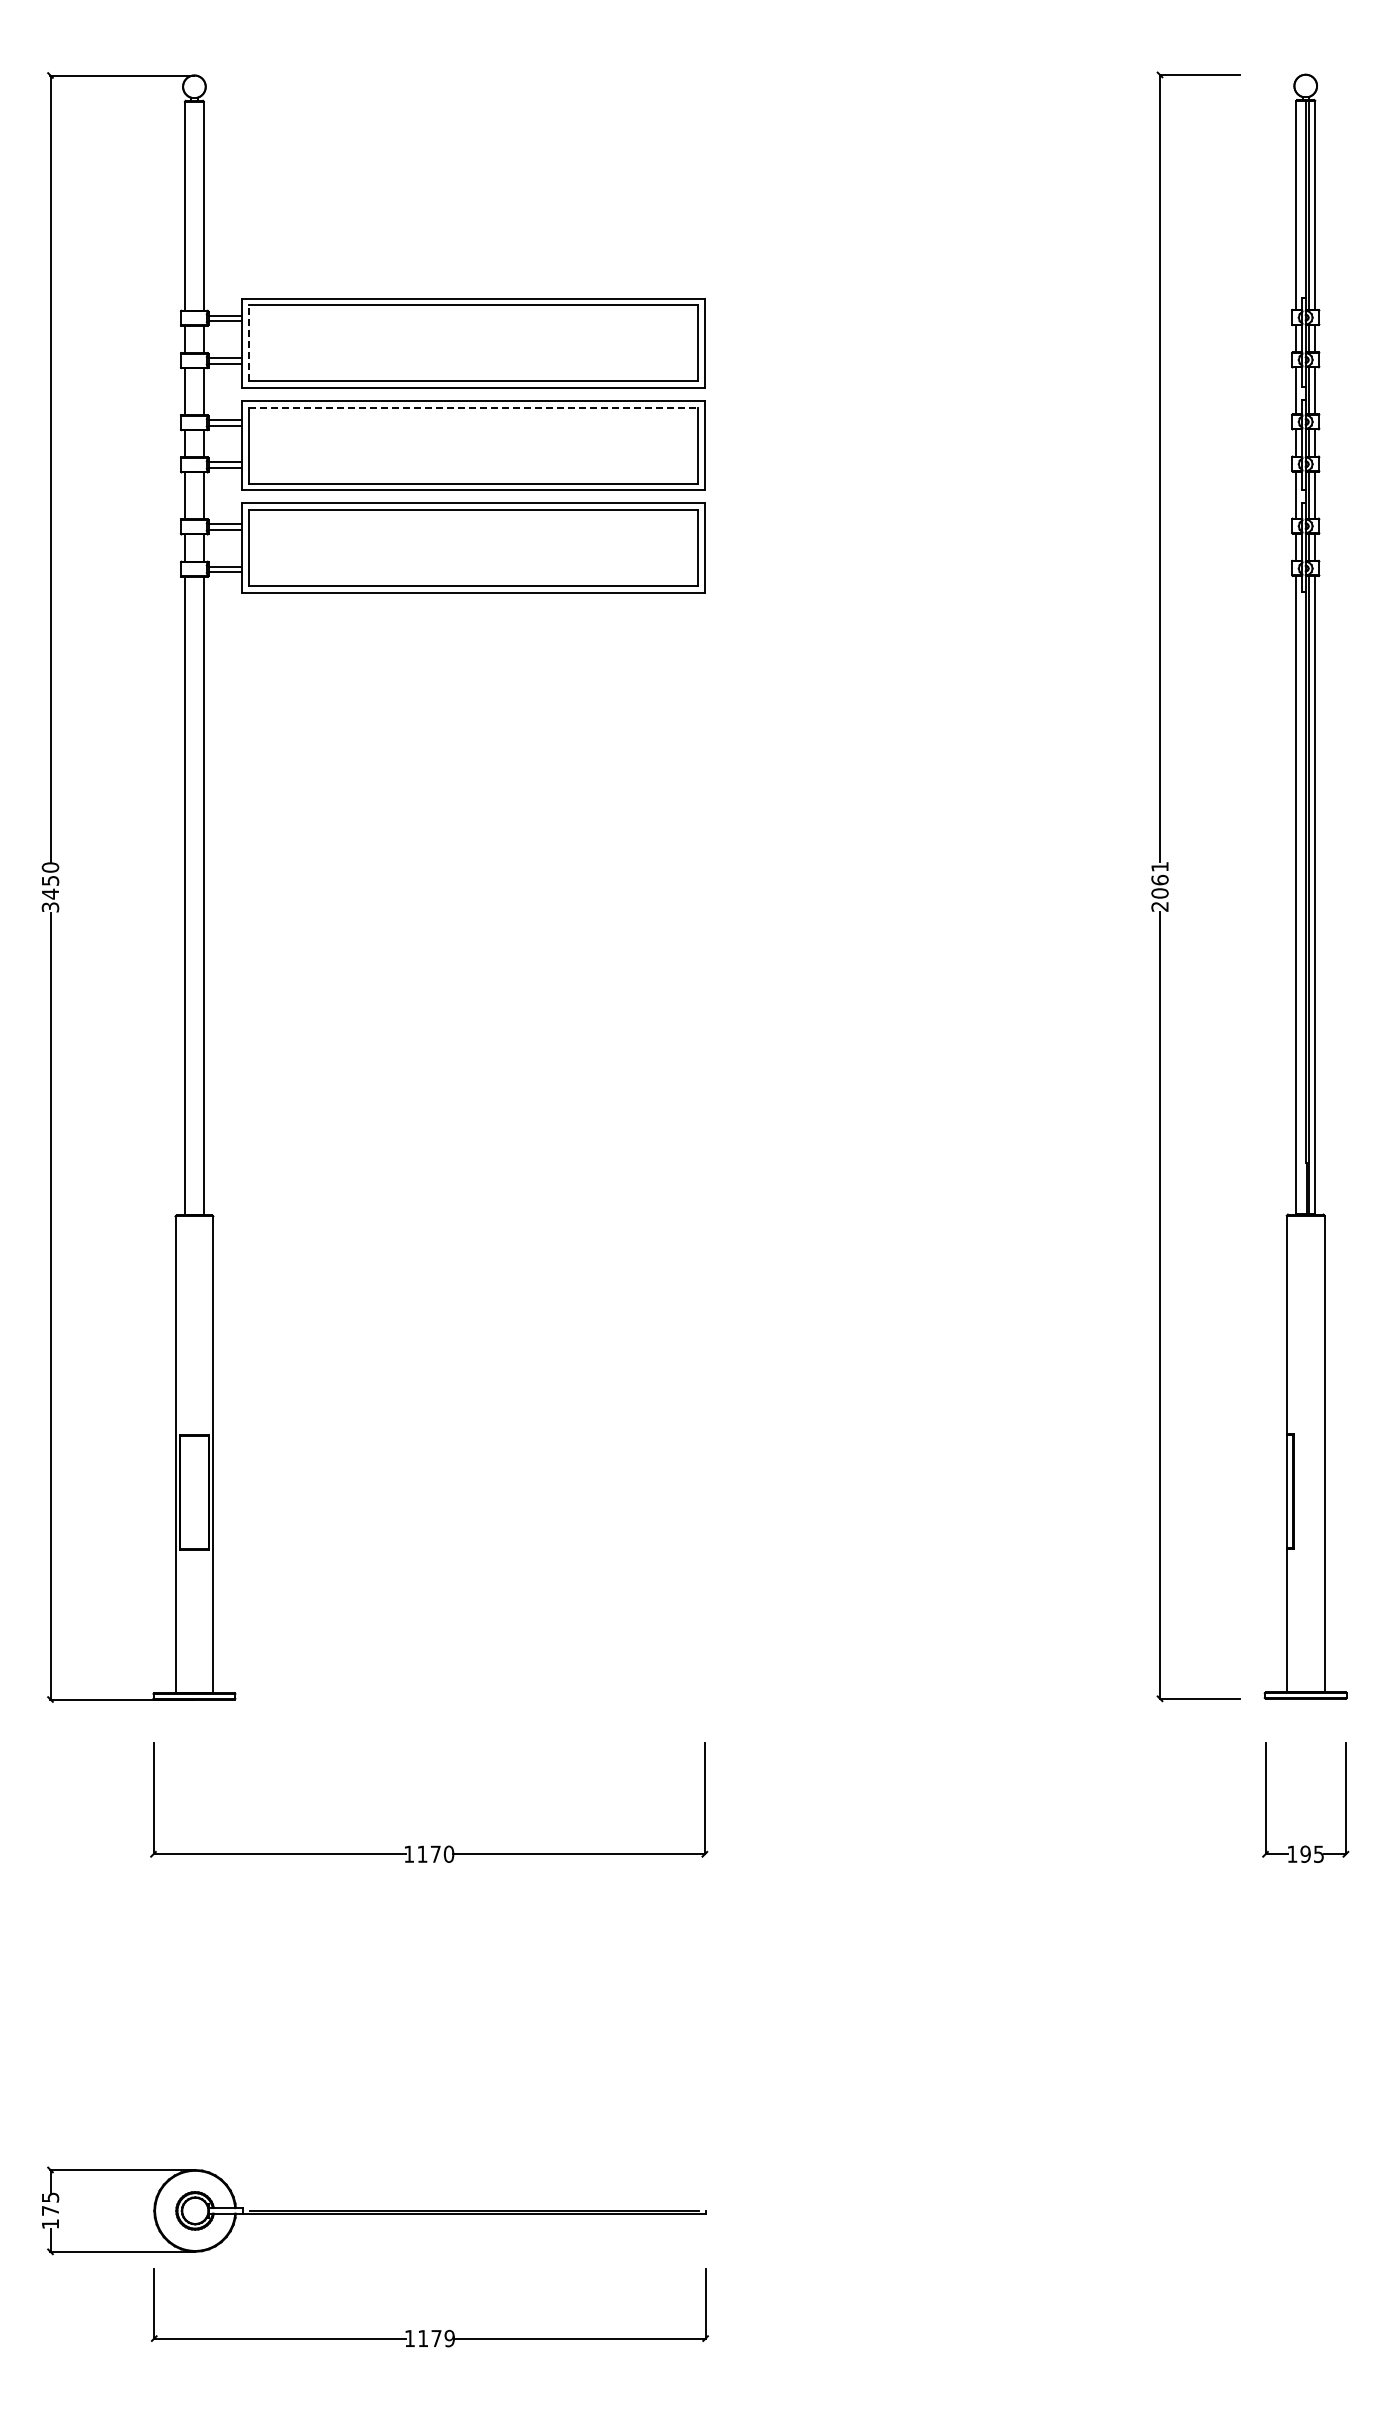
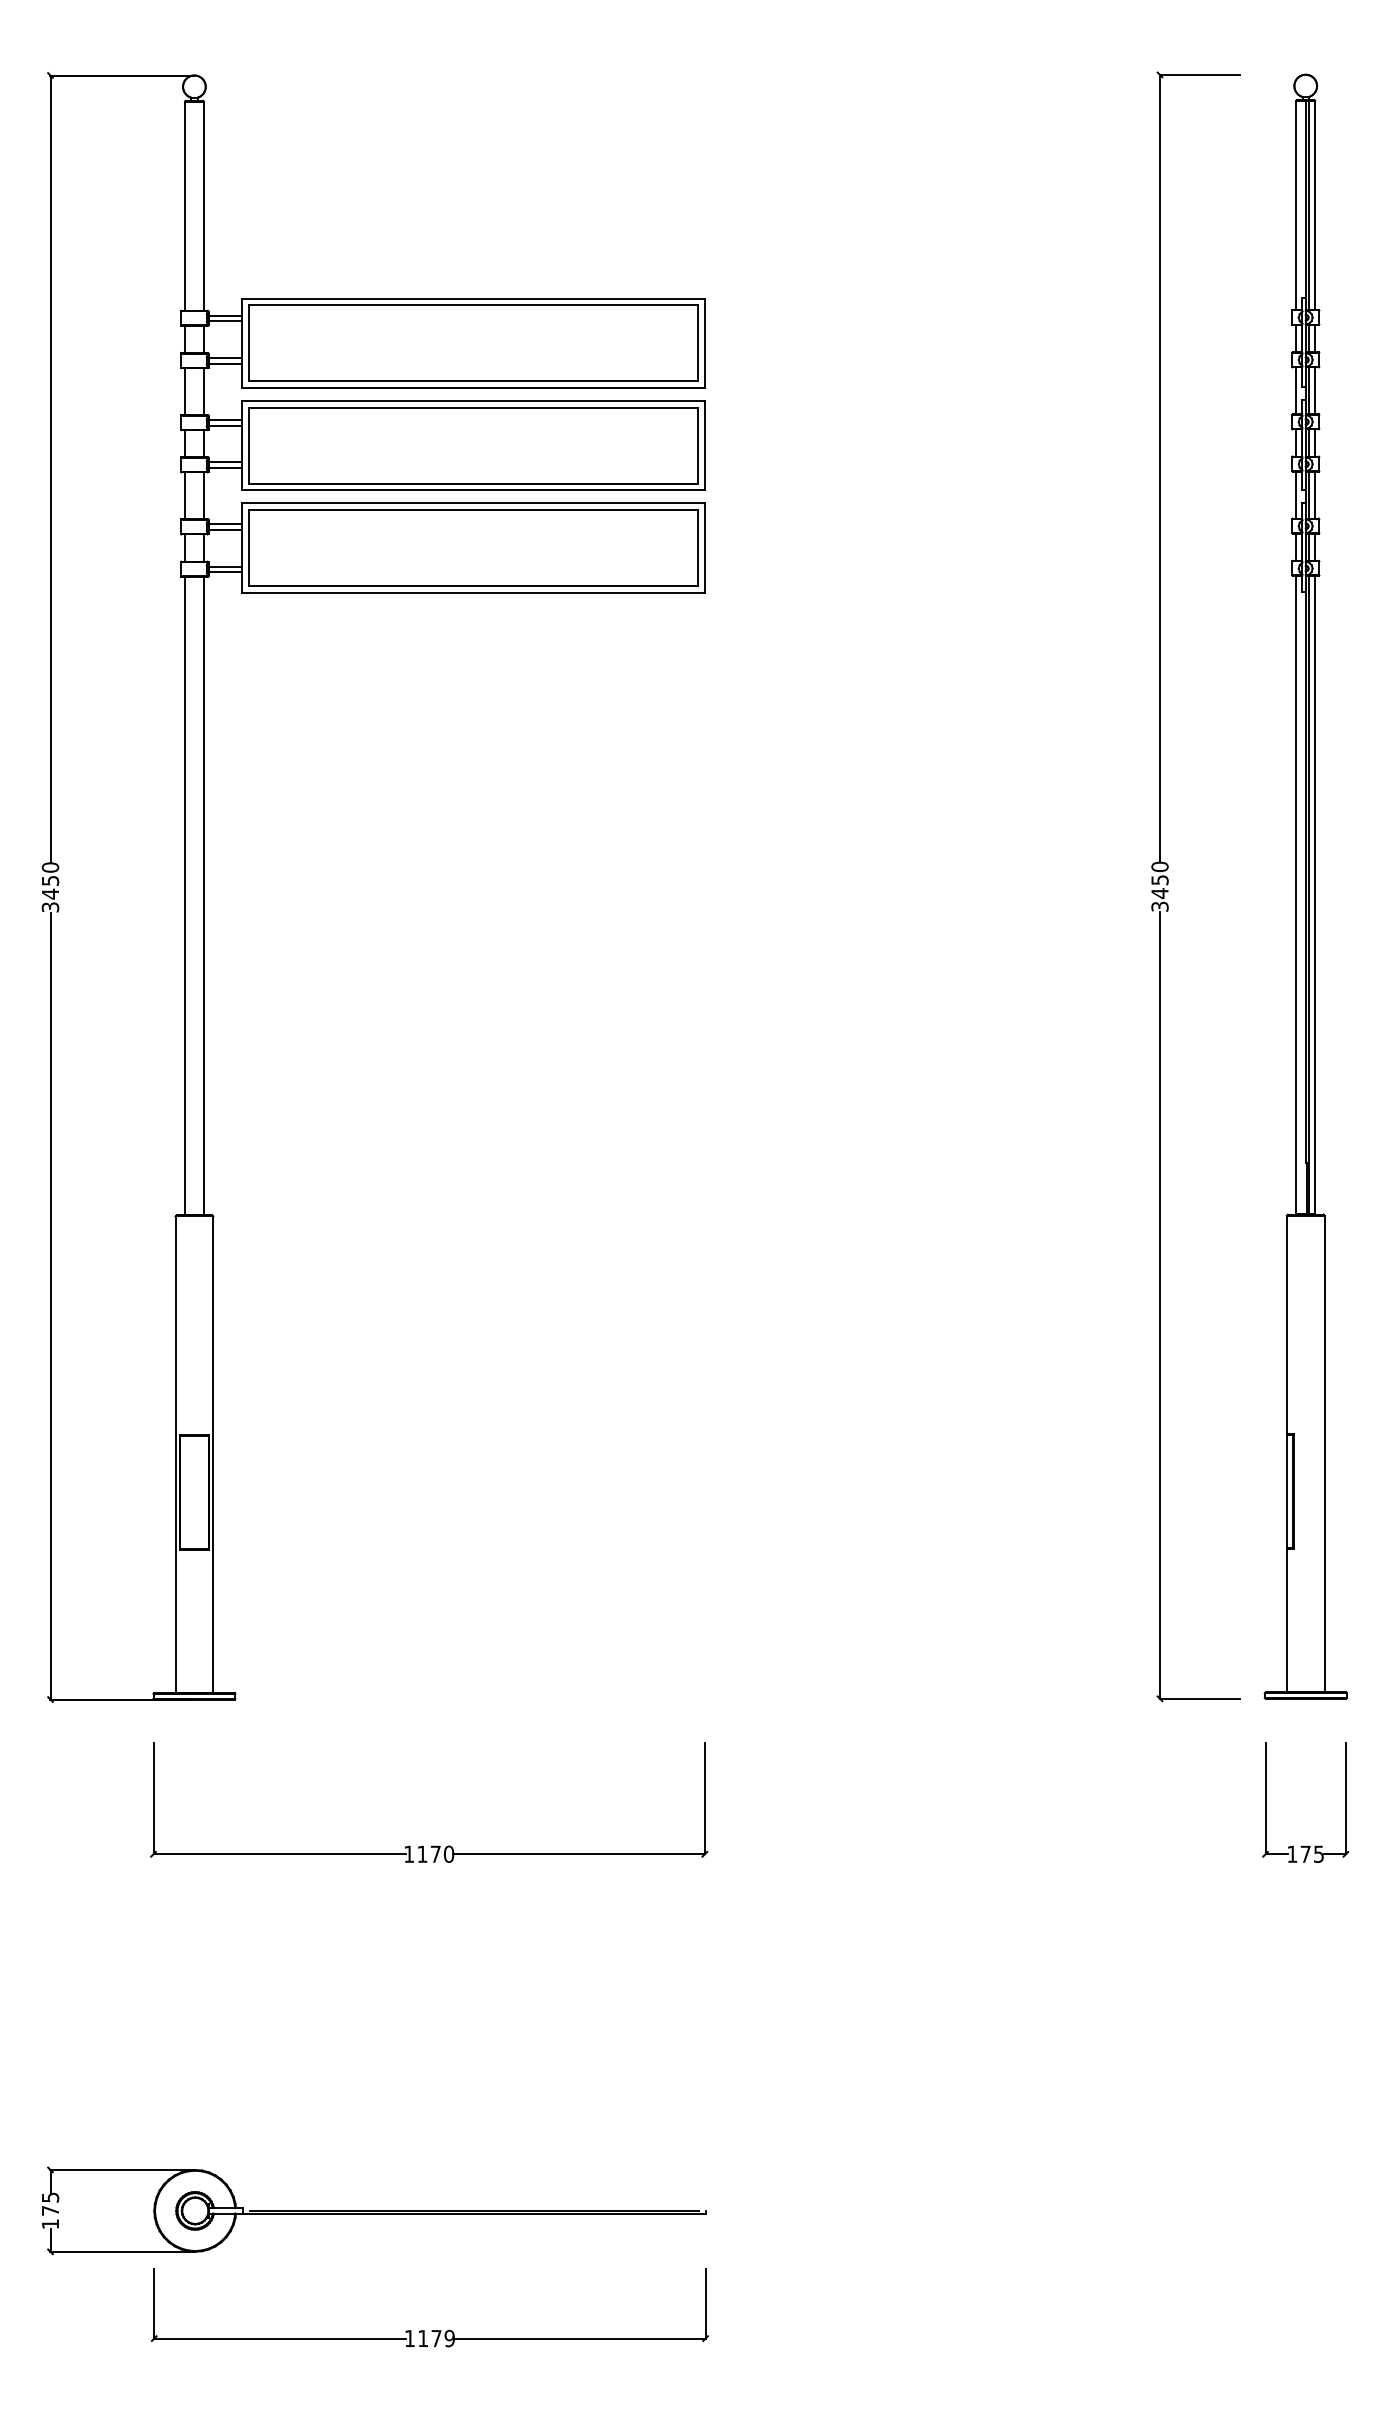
line: dashed -> solid (248, 343)
line: dashed -> solid (473, 407)
text: 2061 -> 3450 (1159, 886)
text: 195 -> 175 (1305, 1853)
